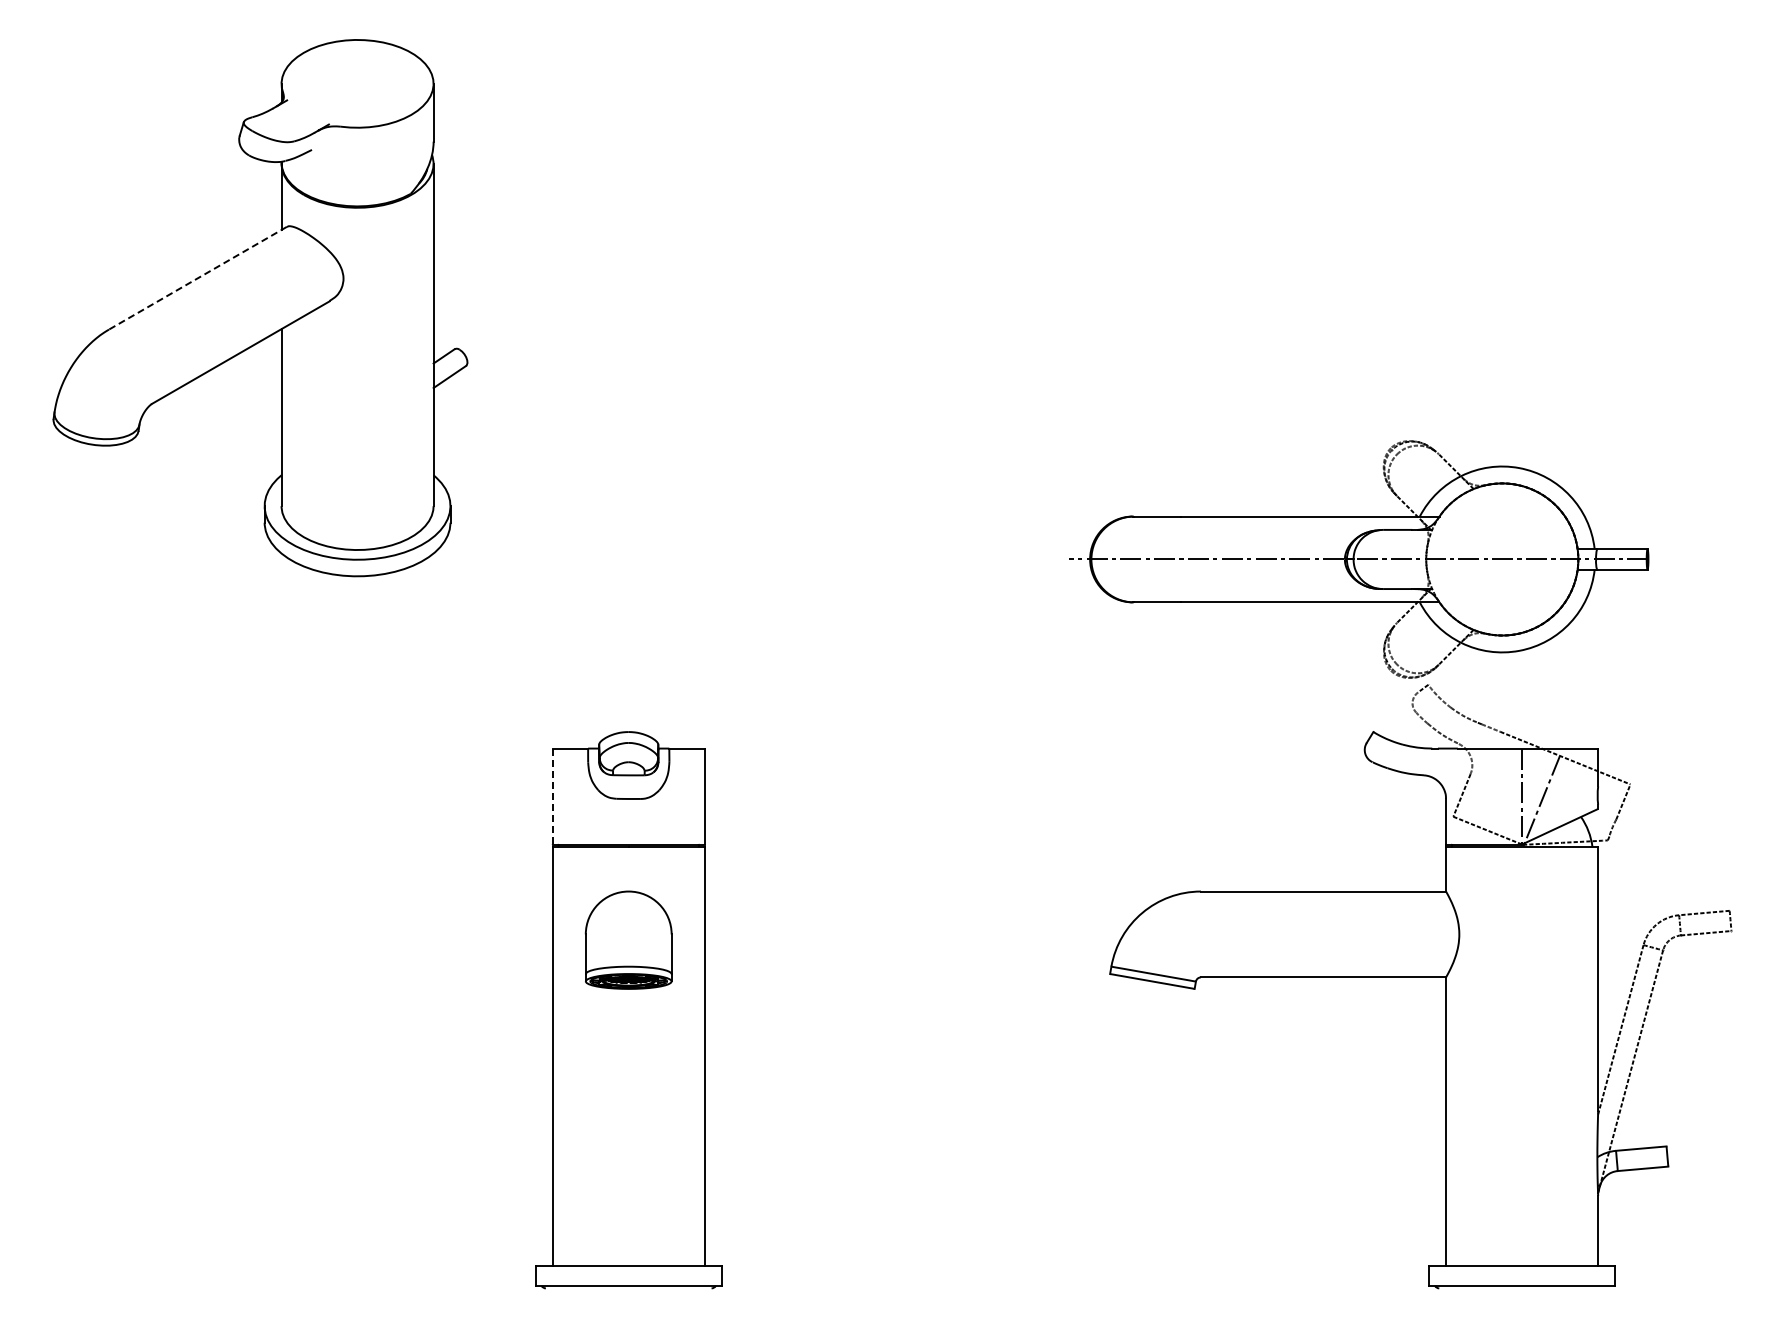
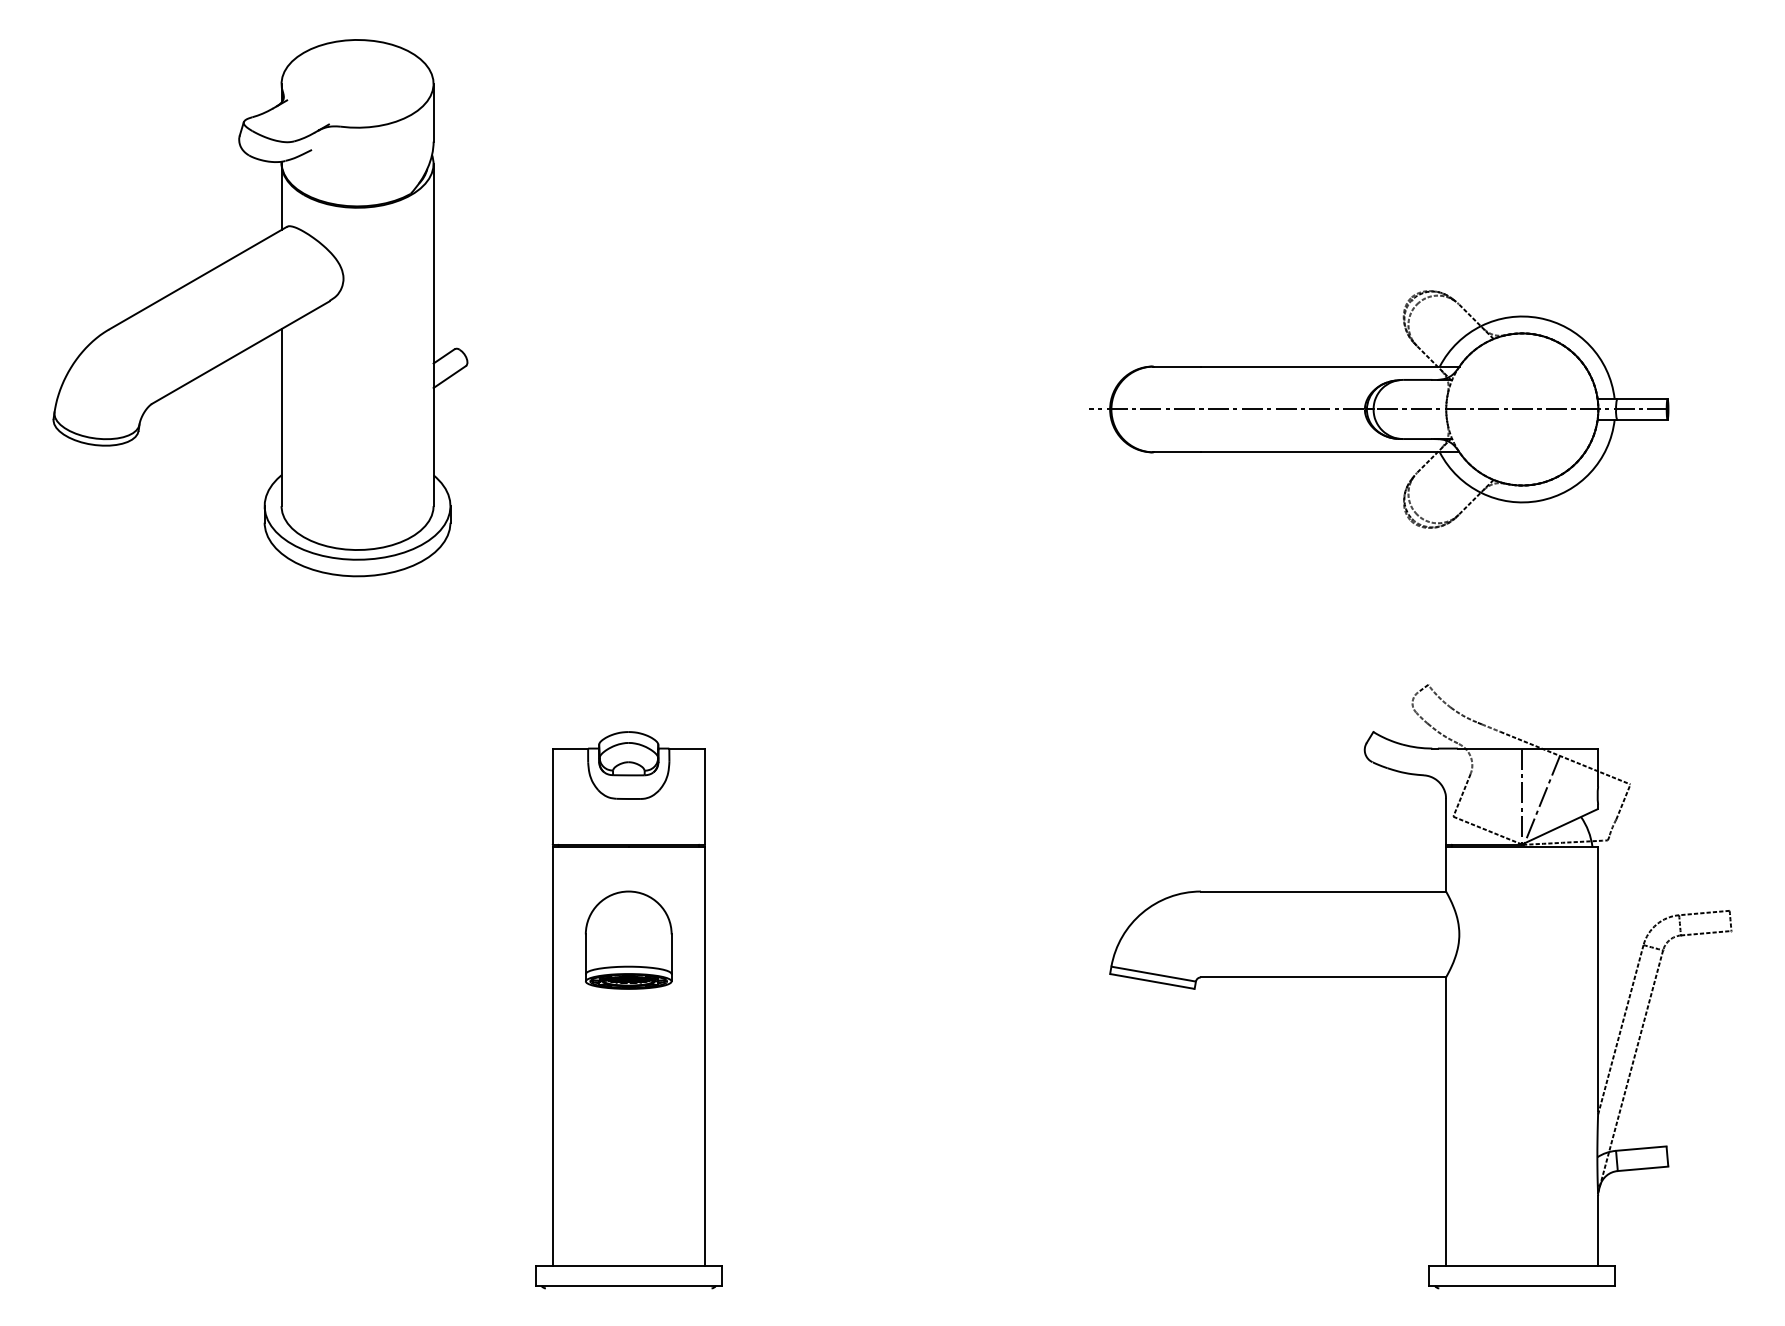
line: dashed -> solid (197, 278)
part position: (1359, 559) -> (1379, 409) (1379, 409)
line: dashed -> solid (552, 796)
